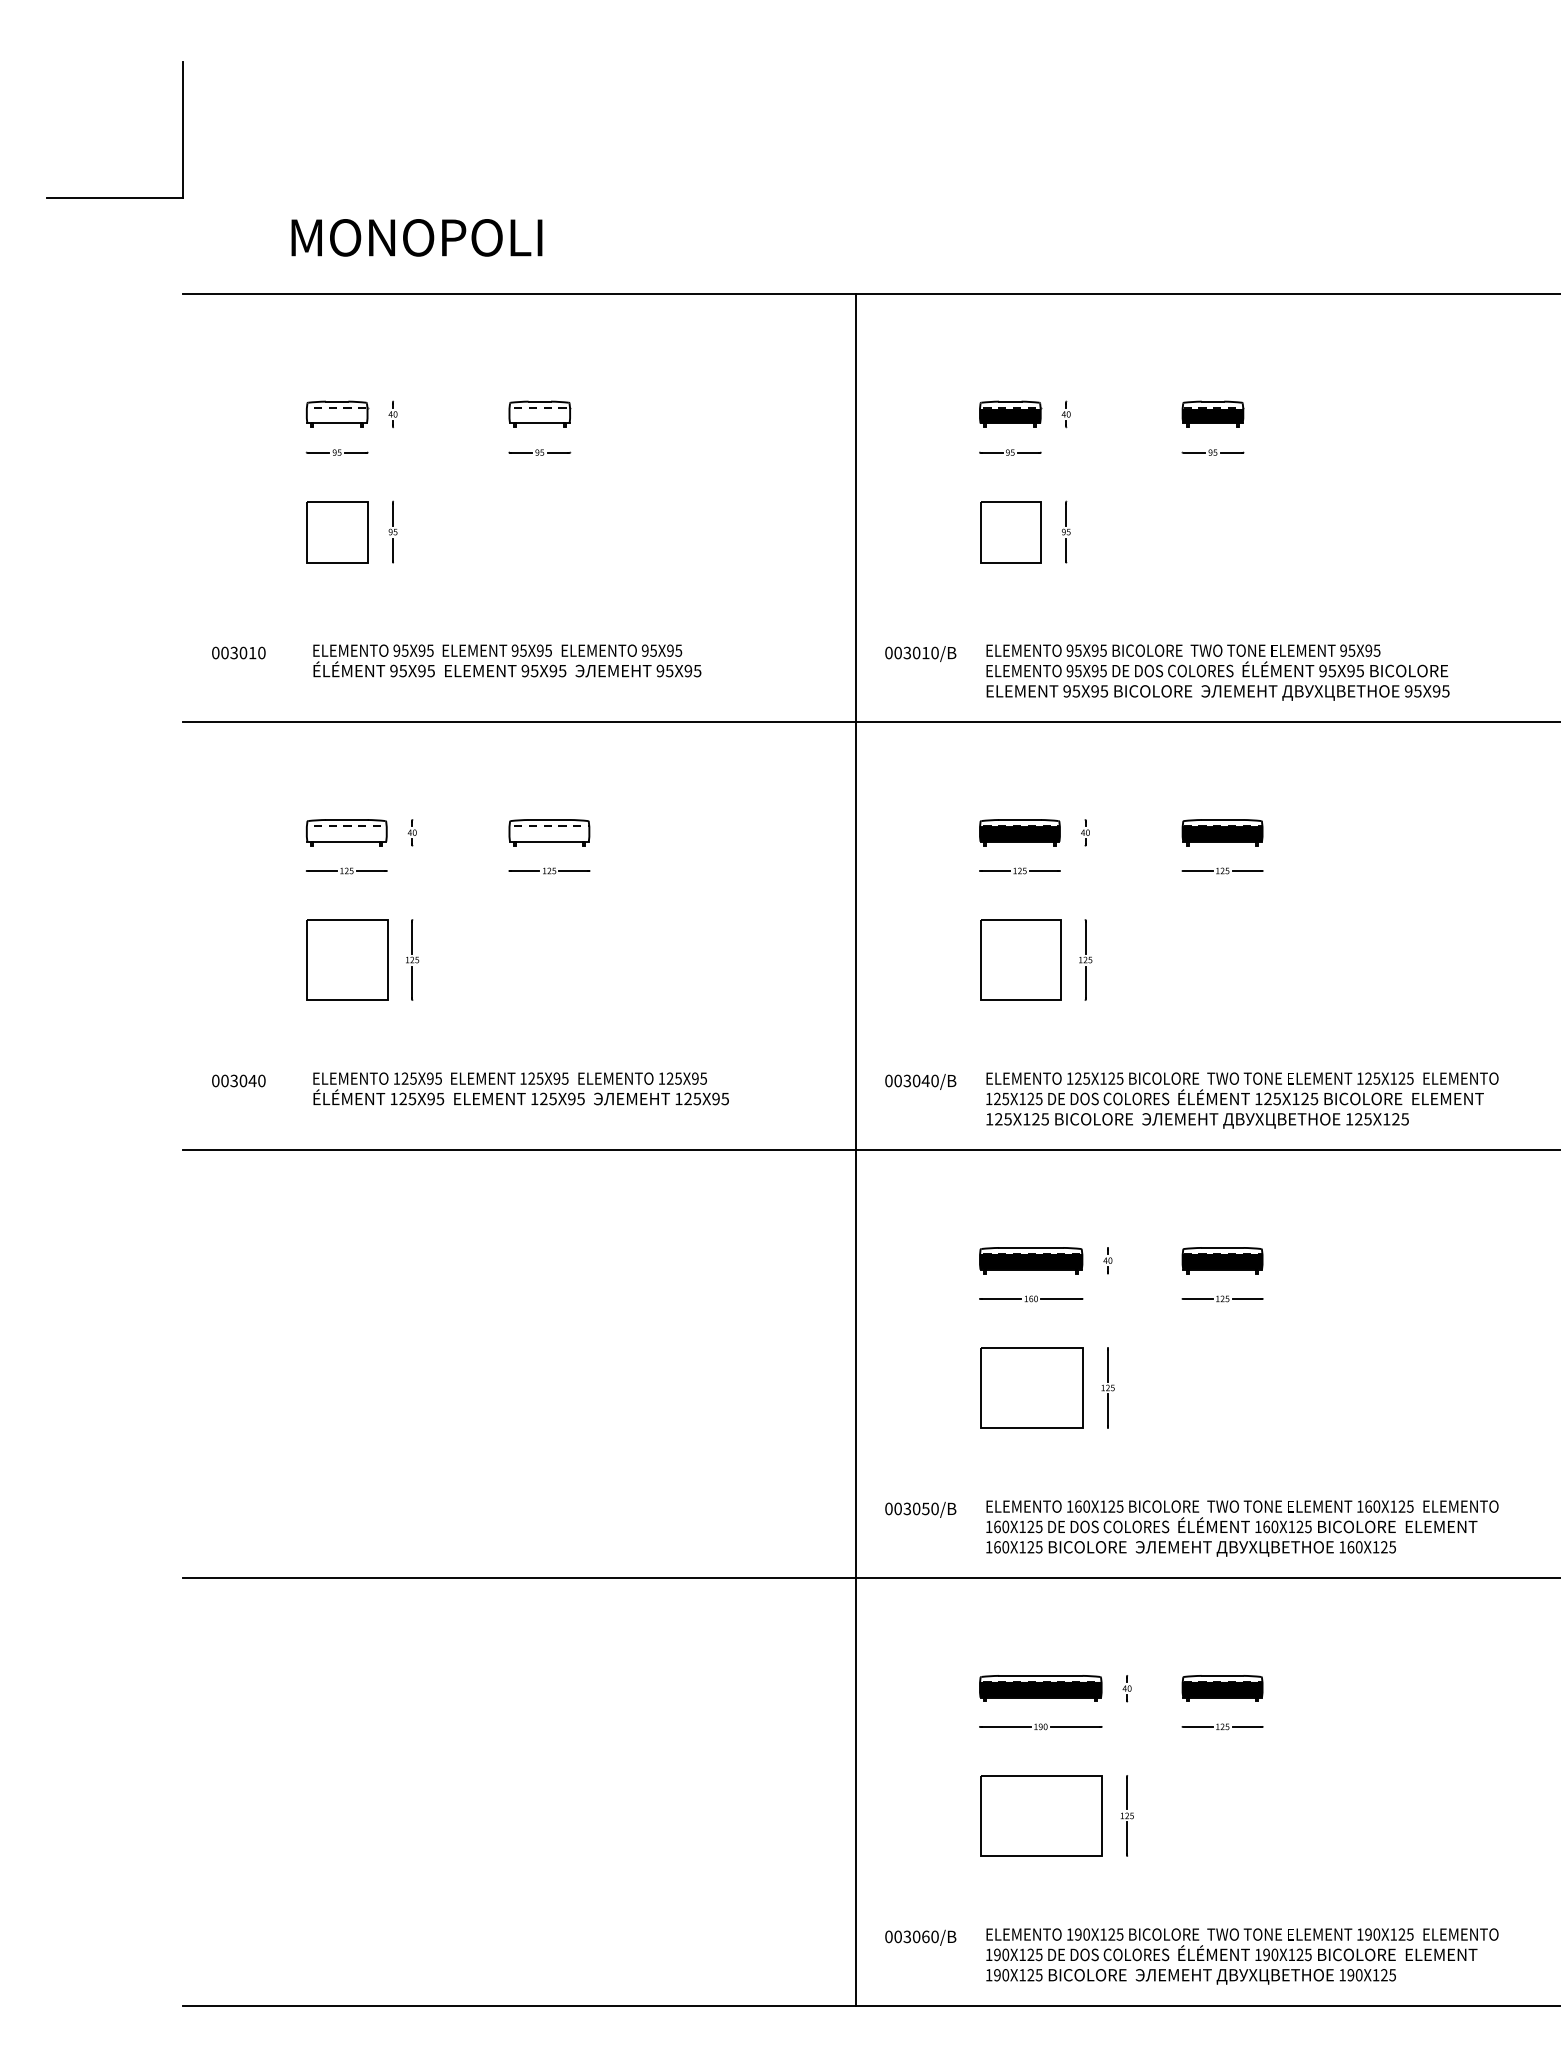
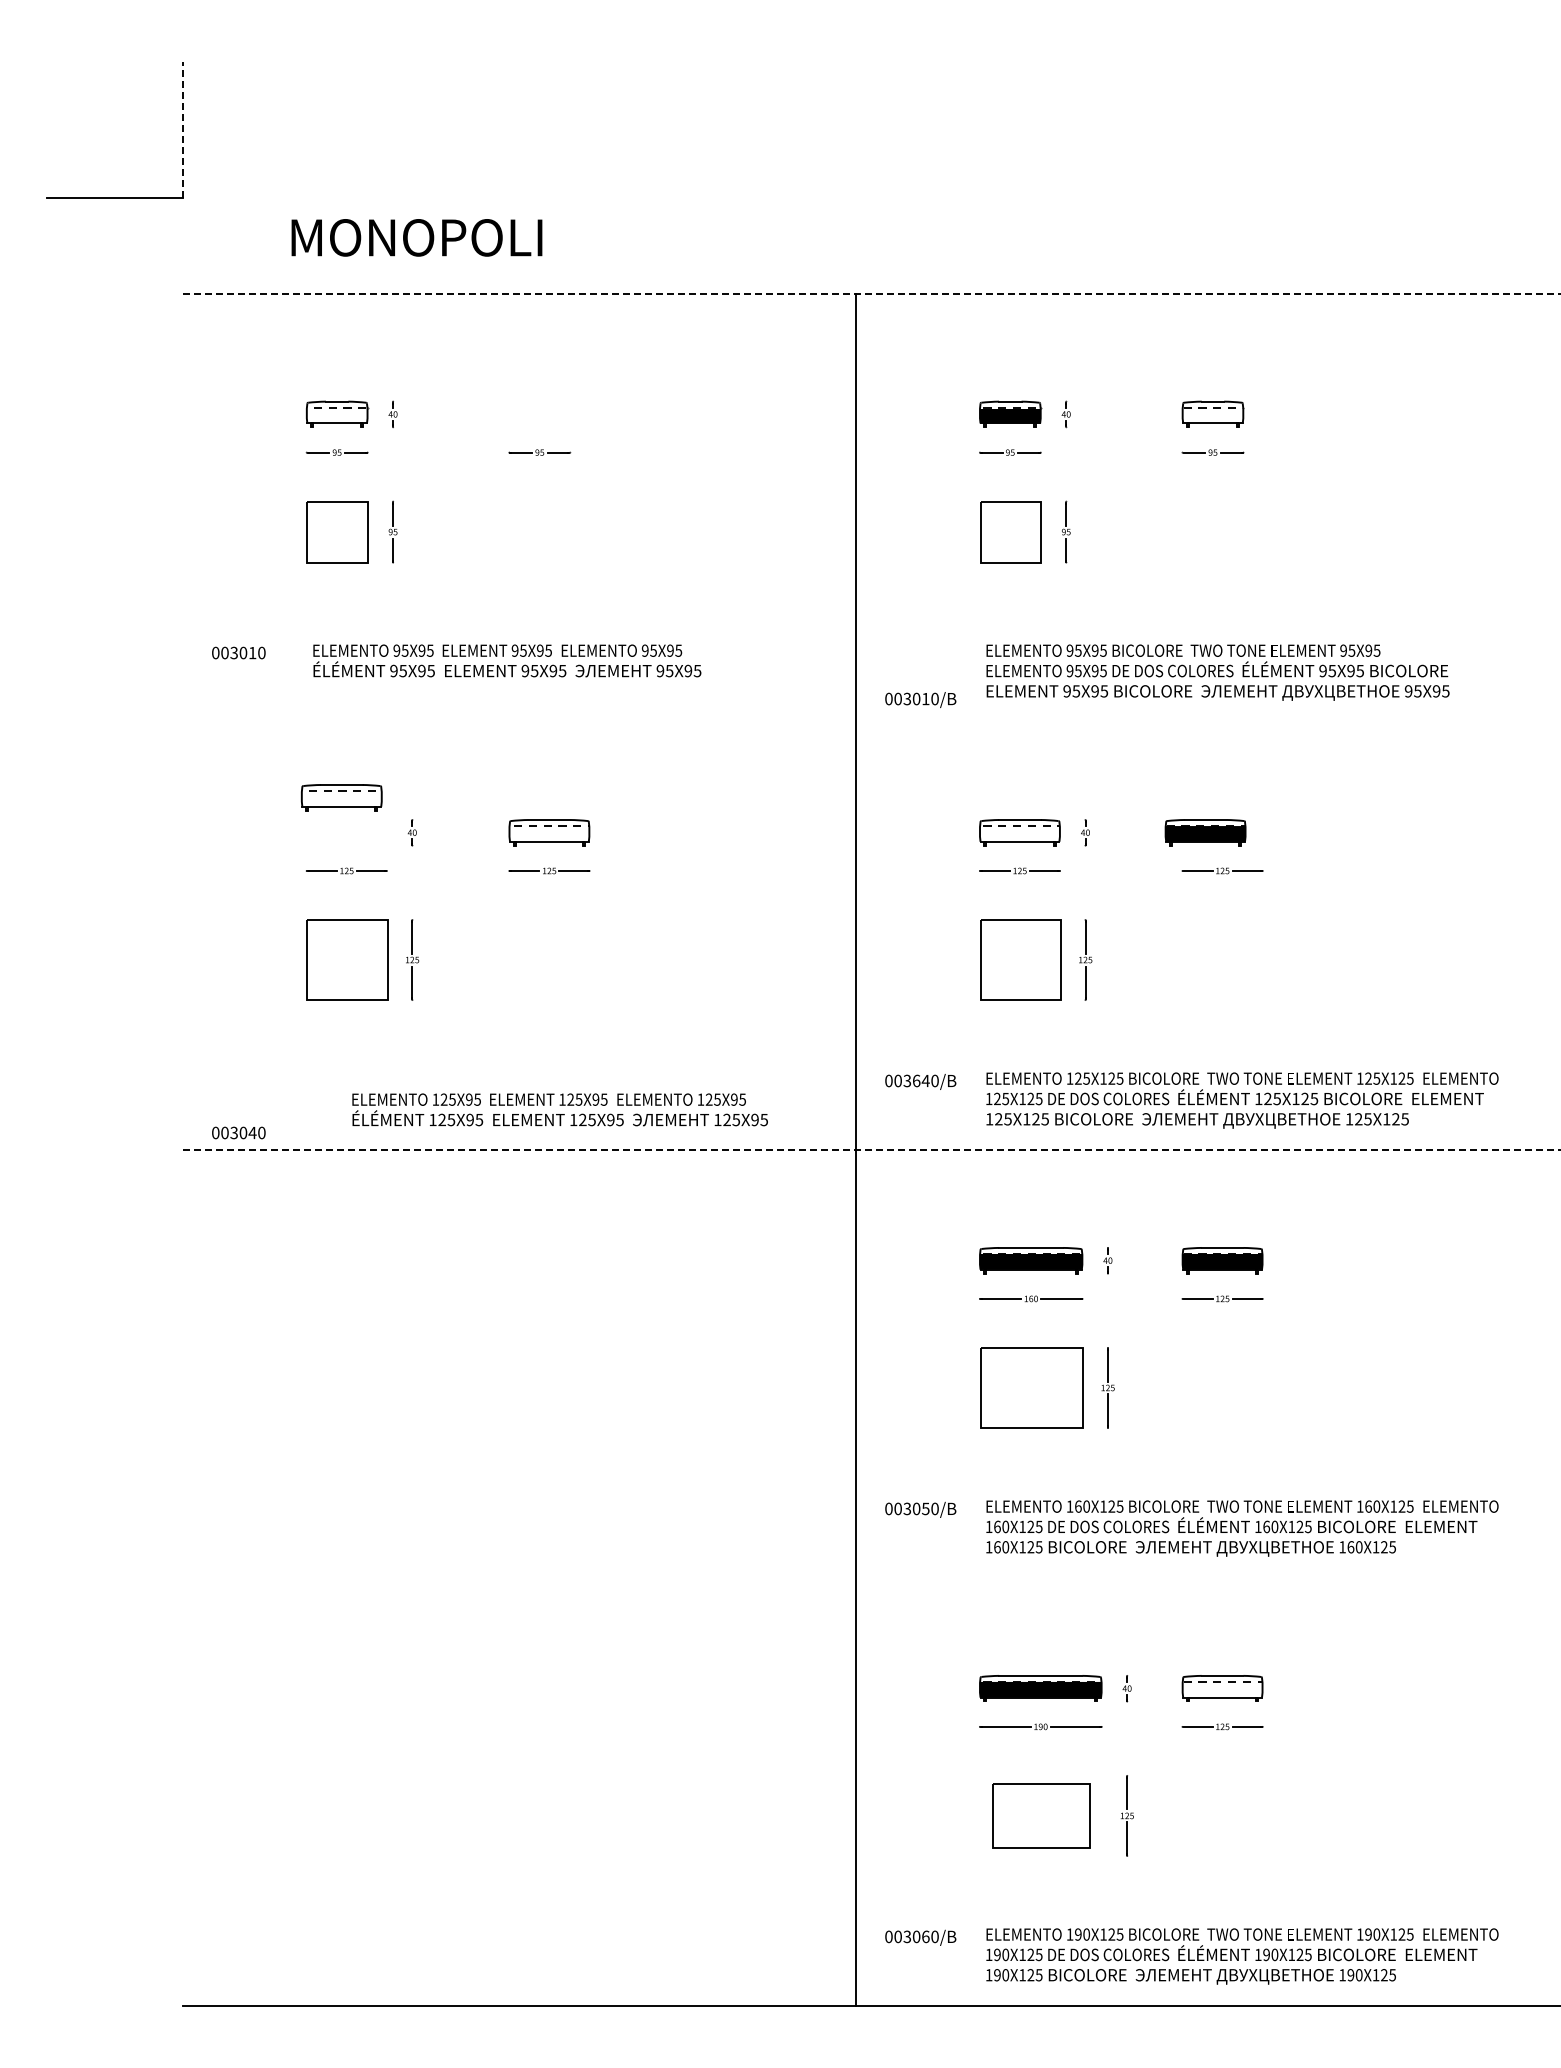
line: solid -> dashed (182, 130)
line: solid -> dashed (871, 294)
part: present -> none (539, 413)
fill: present -> none (1212, 416)
text position: (920, 654) -> (920, 700) (920, 700)
line: present -> none (869, 722)
part position: (346, 832) -> (341, 797) (341, 797)
part position: (1222, 832) -> (1205, 832) (1205, 832)
fill: present -> none (1019, 833)
text position: (238, 1080) -> (238, 1132) (238, 1132)
text: 003040/B -> 003640/B (916, 1080)
text position: (520, 1088) -> (559, 1109) (559, 1109)
line: solid -> dashed (871, 1150)
line: present -> none (869, 1578)
fill: present -> none (1222, 1689)
part size: 123x82 px -> 99x66 px (1041, 1815)
